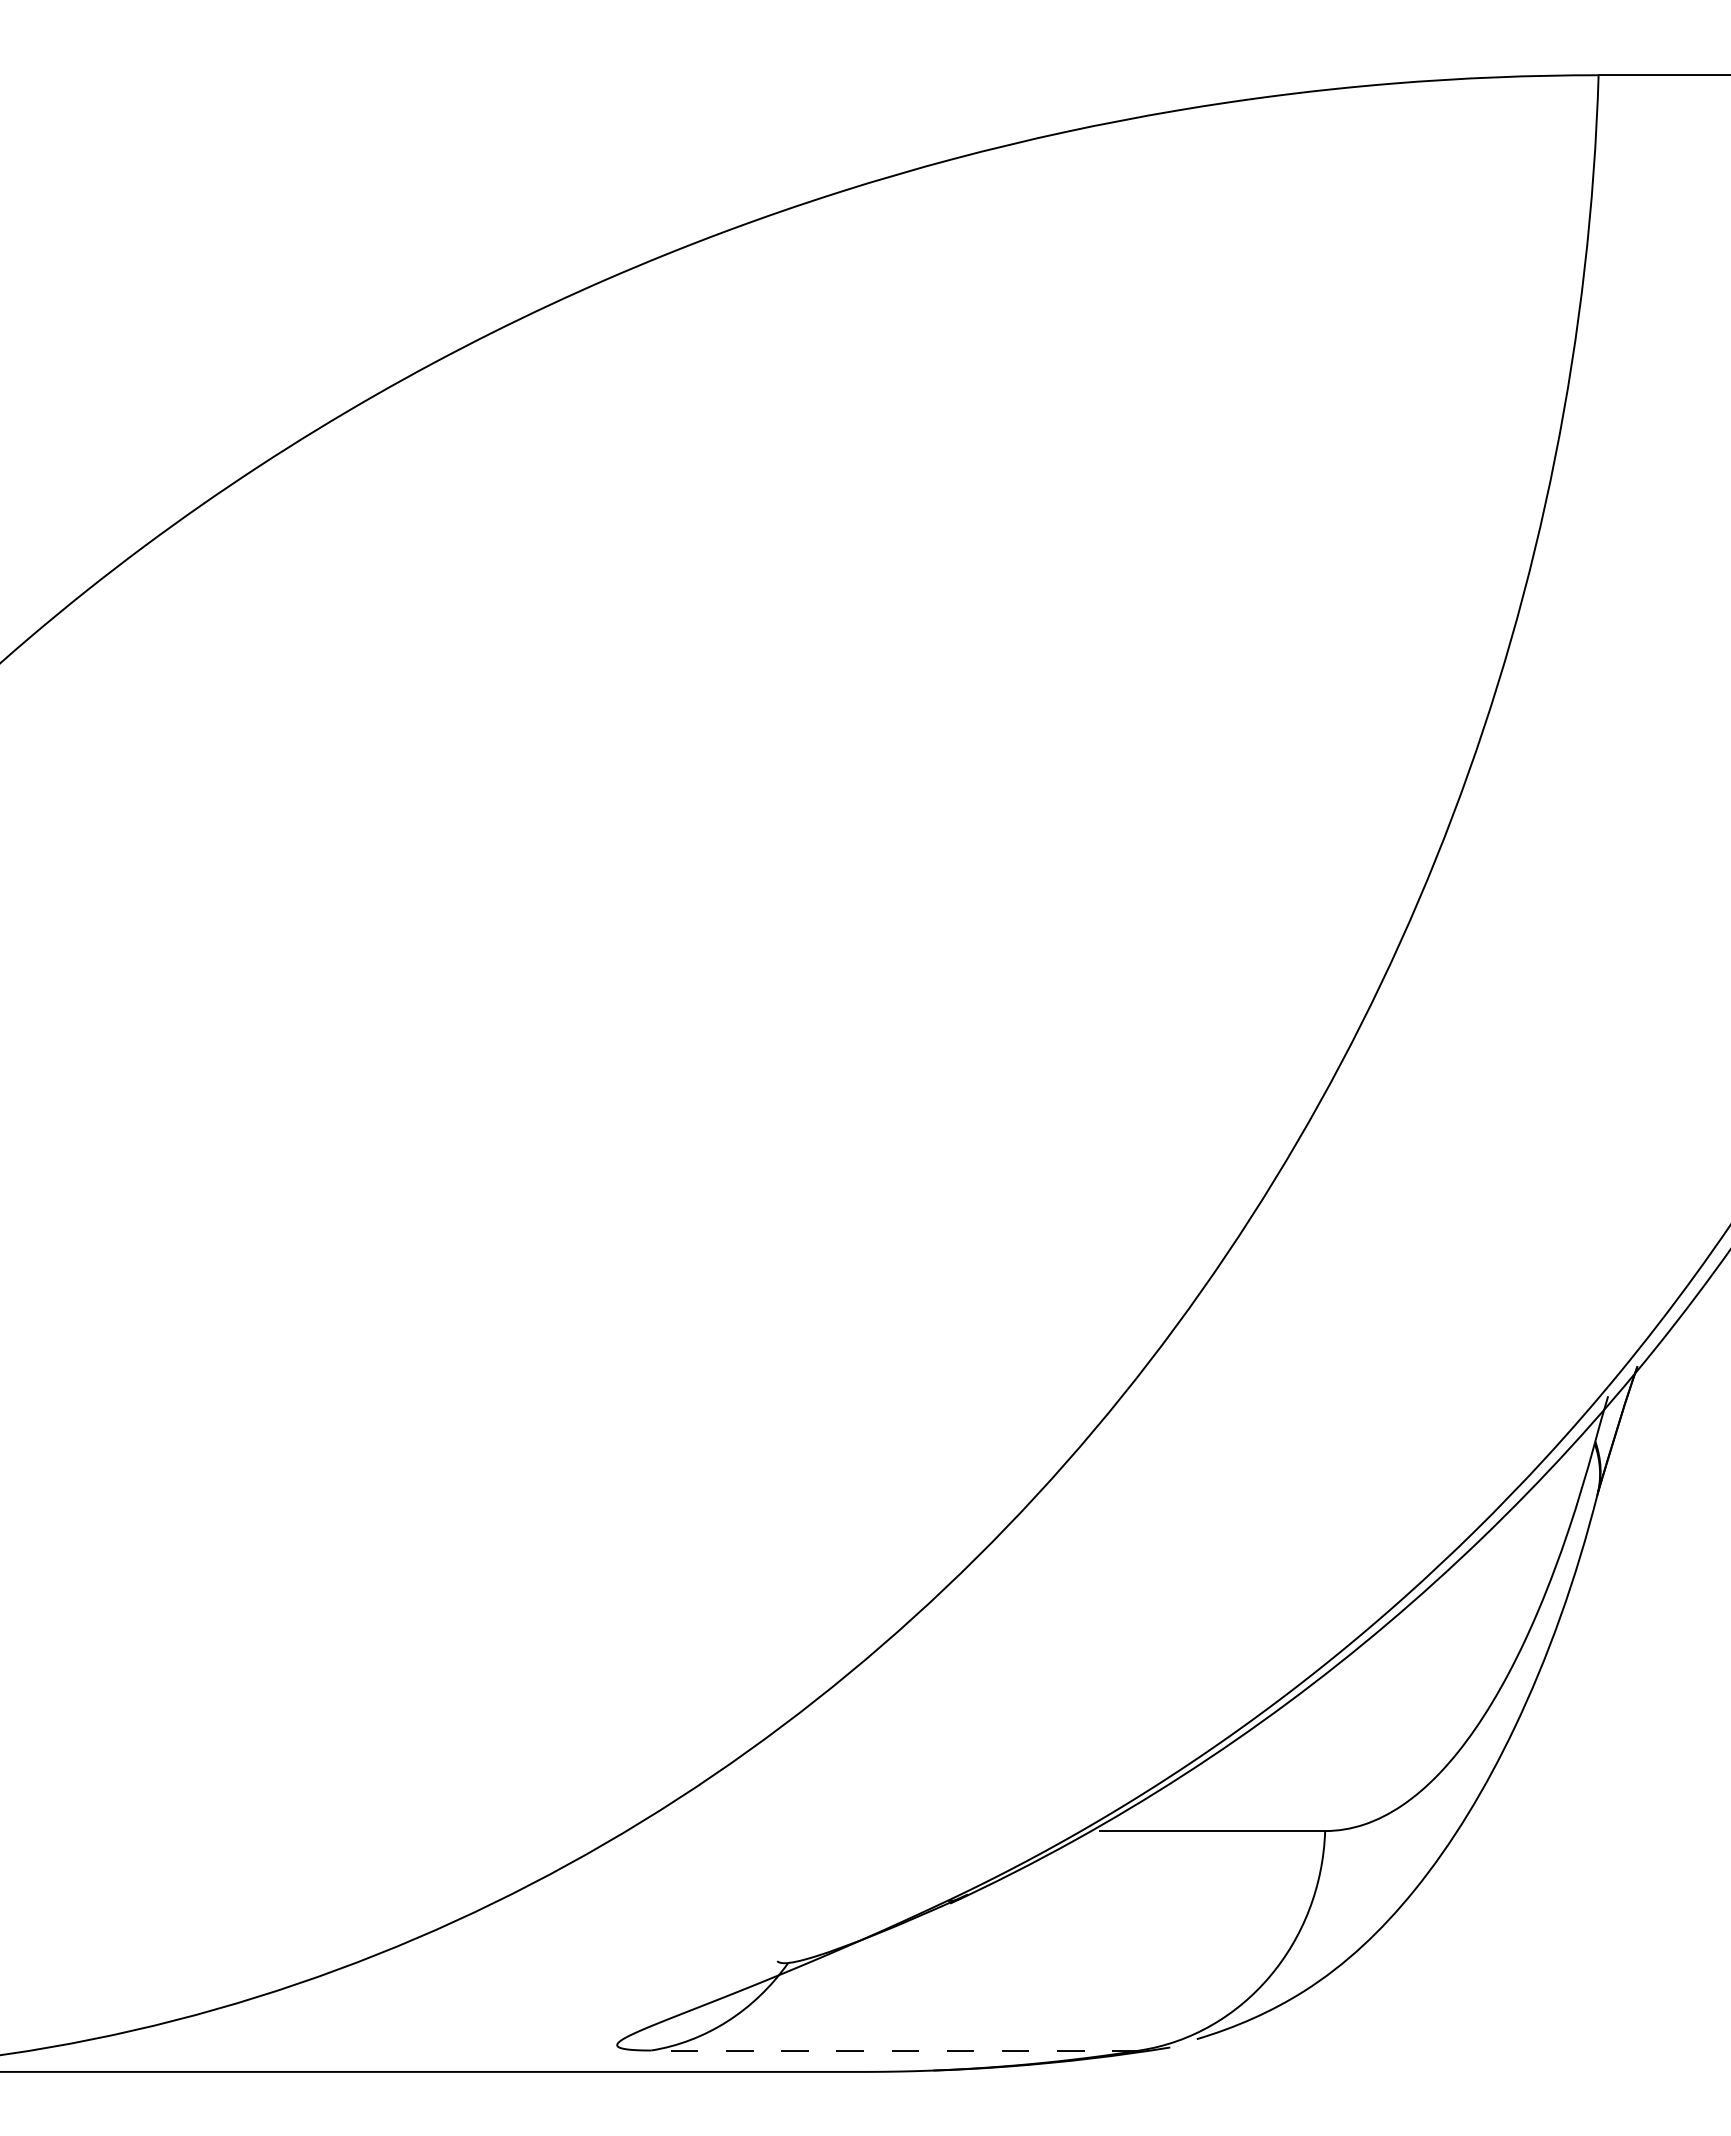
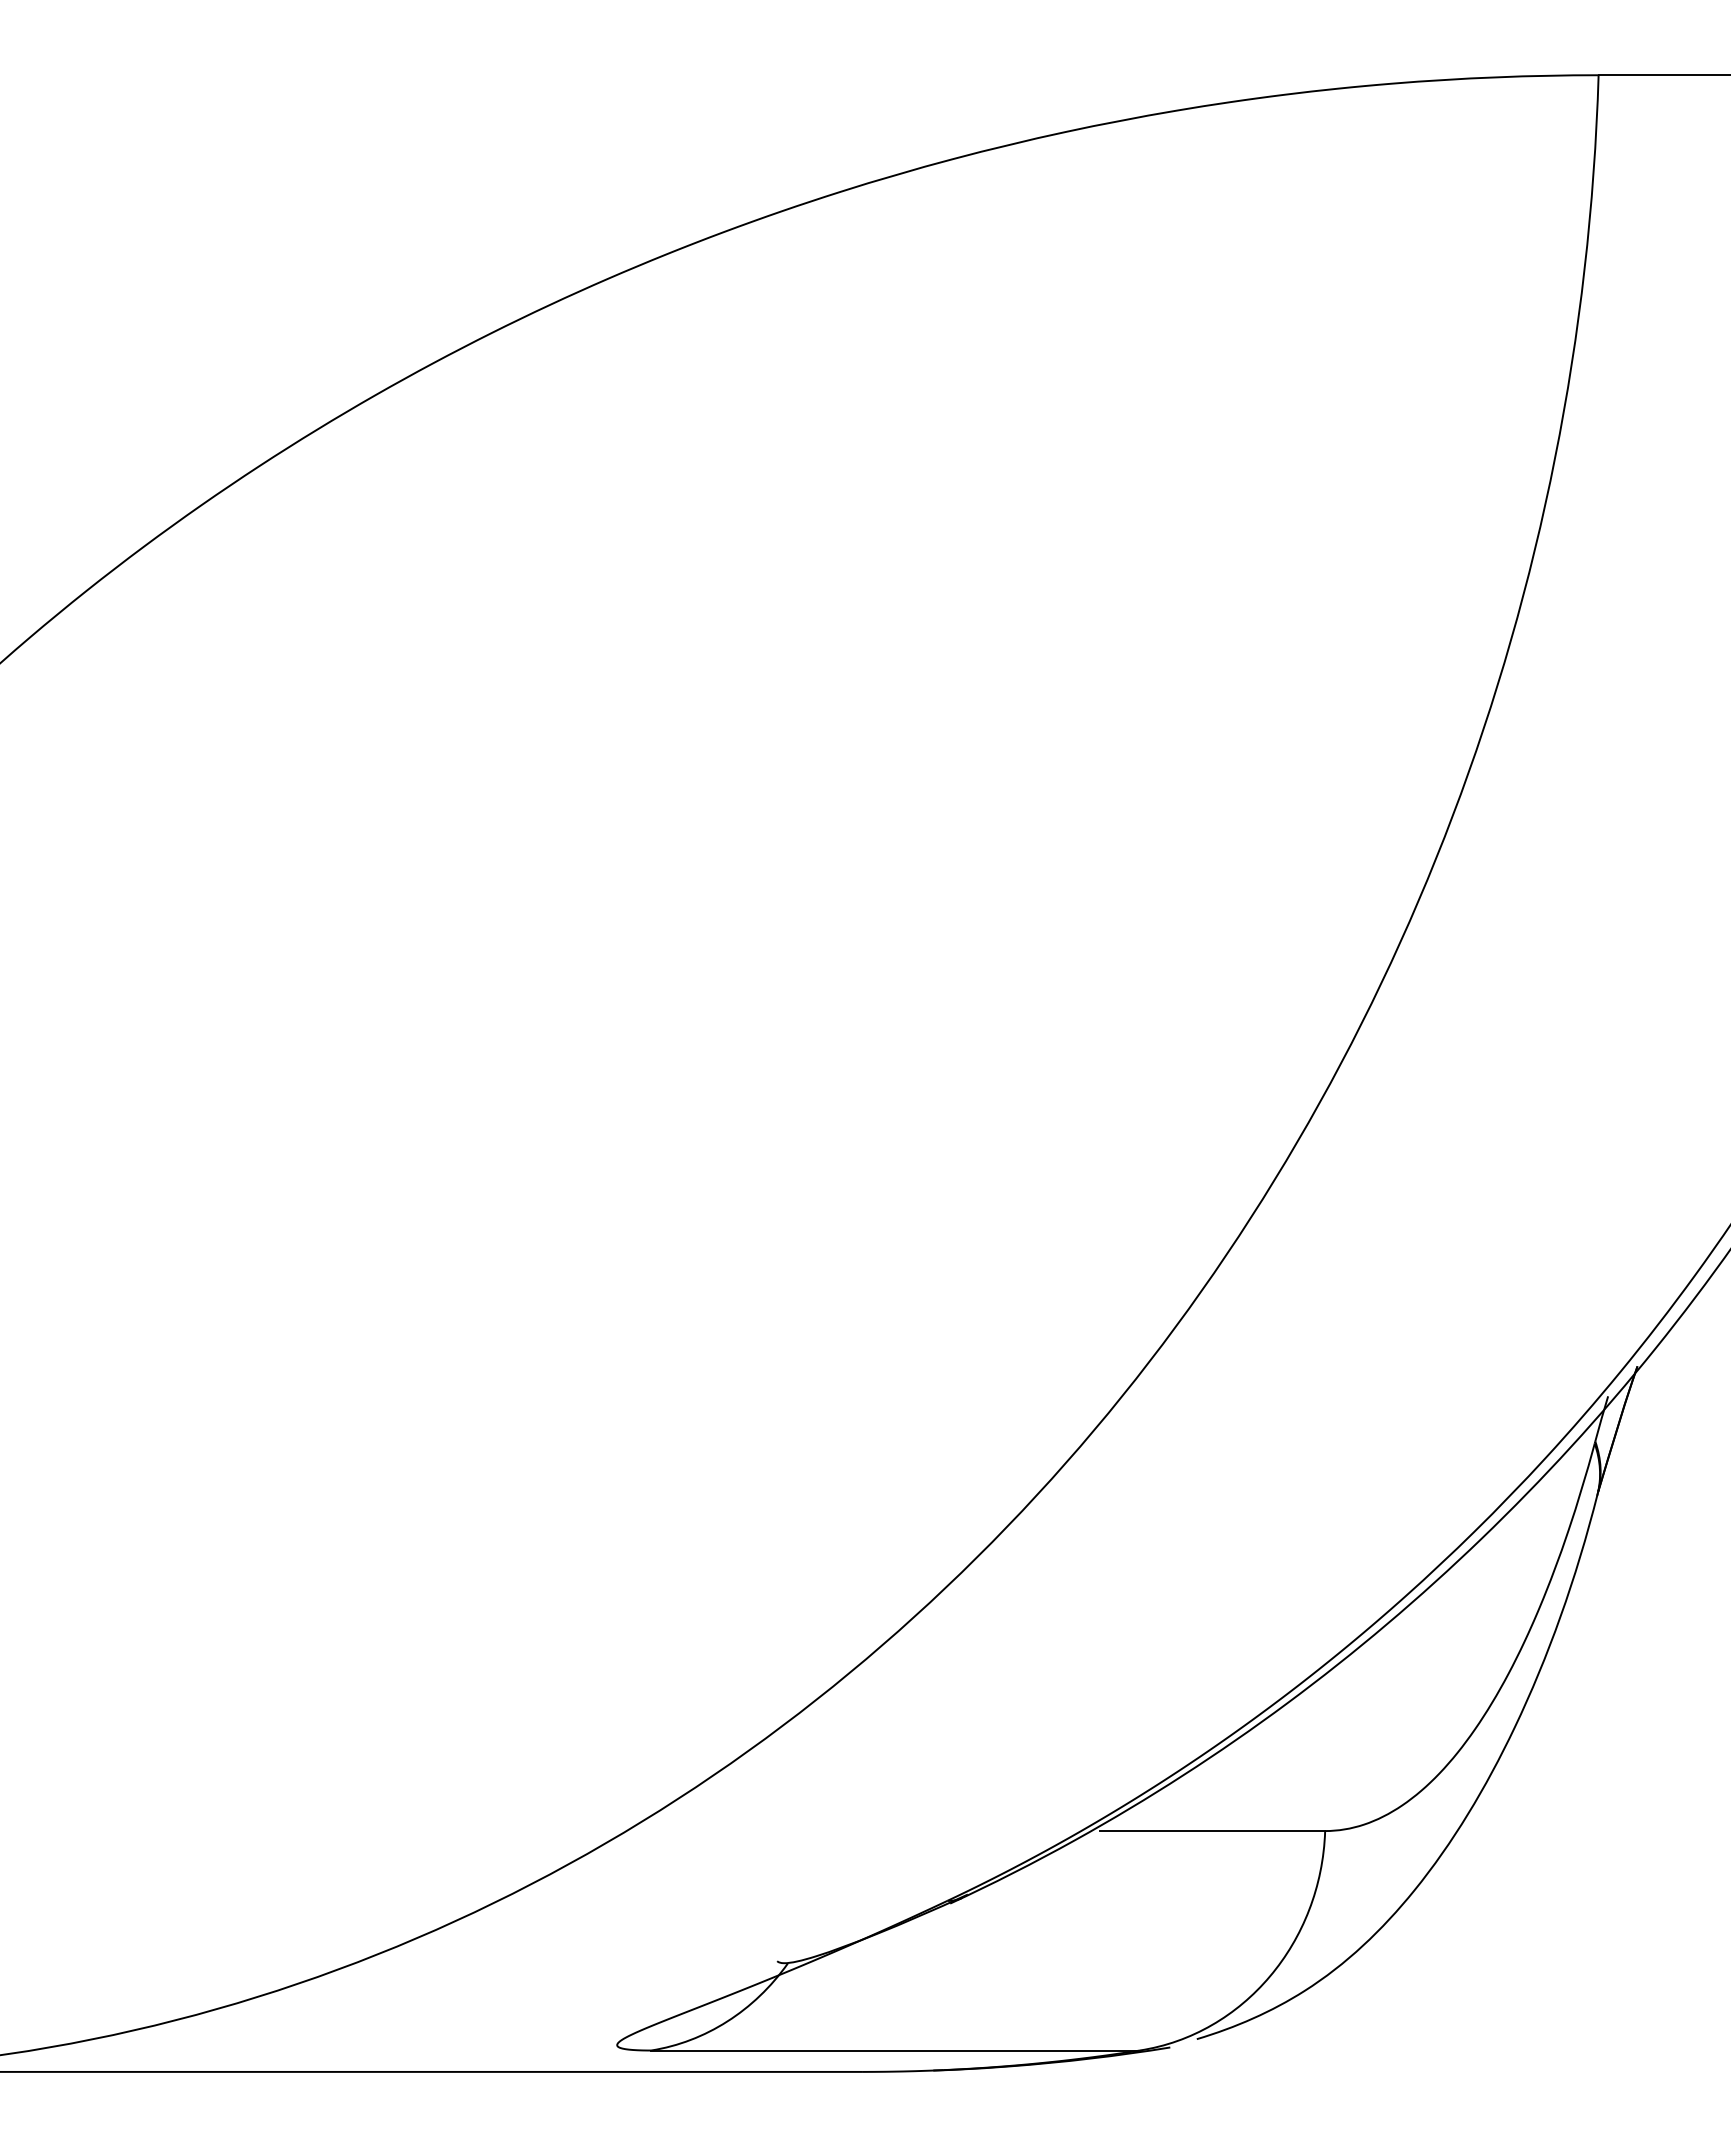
line: dashed -> solid (895, 2050)
